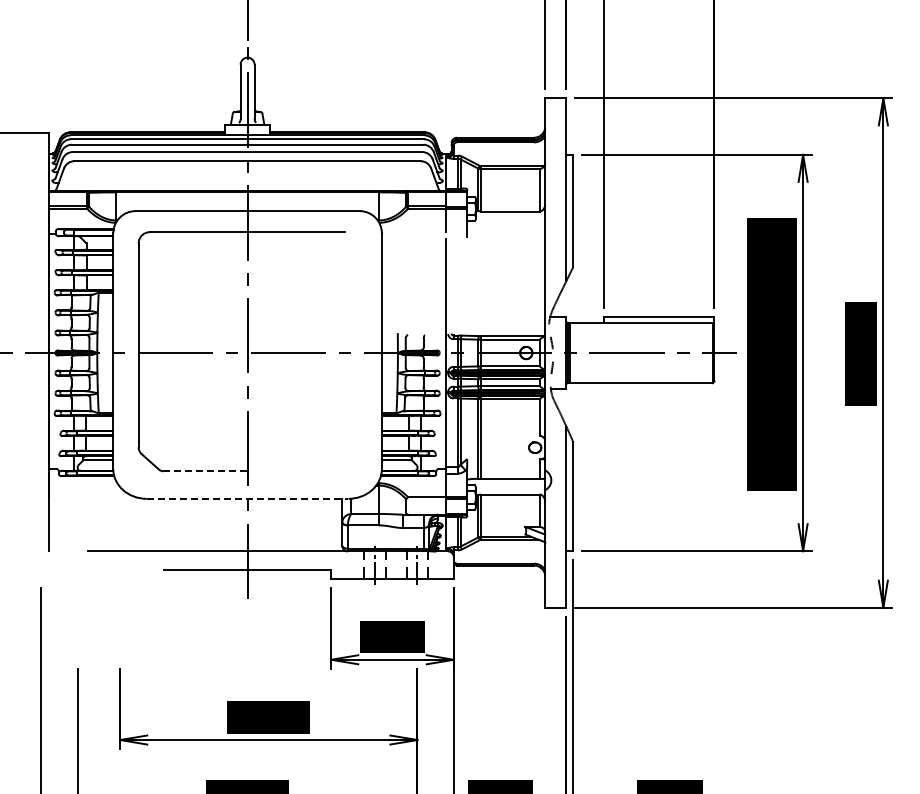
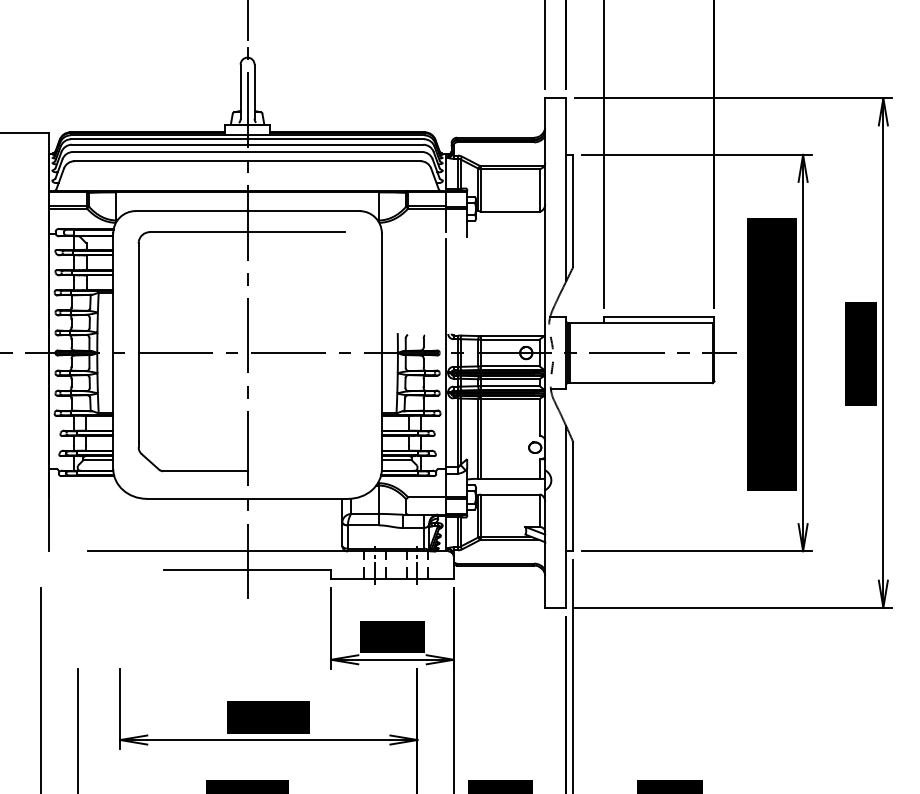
line: dashed -> solid (205, 471)
line: dashed -> solid (247, 498)
